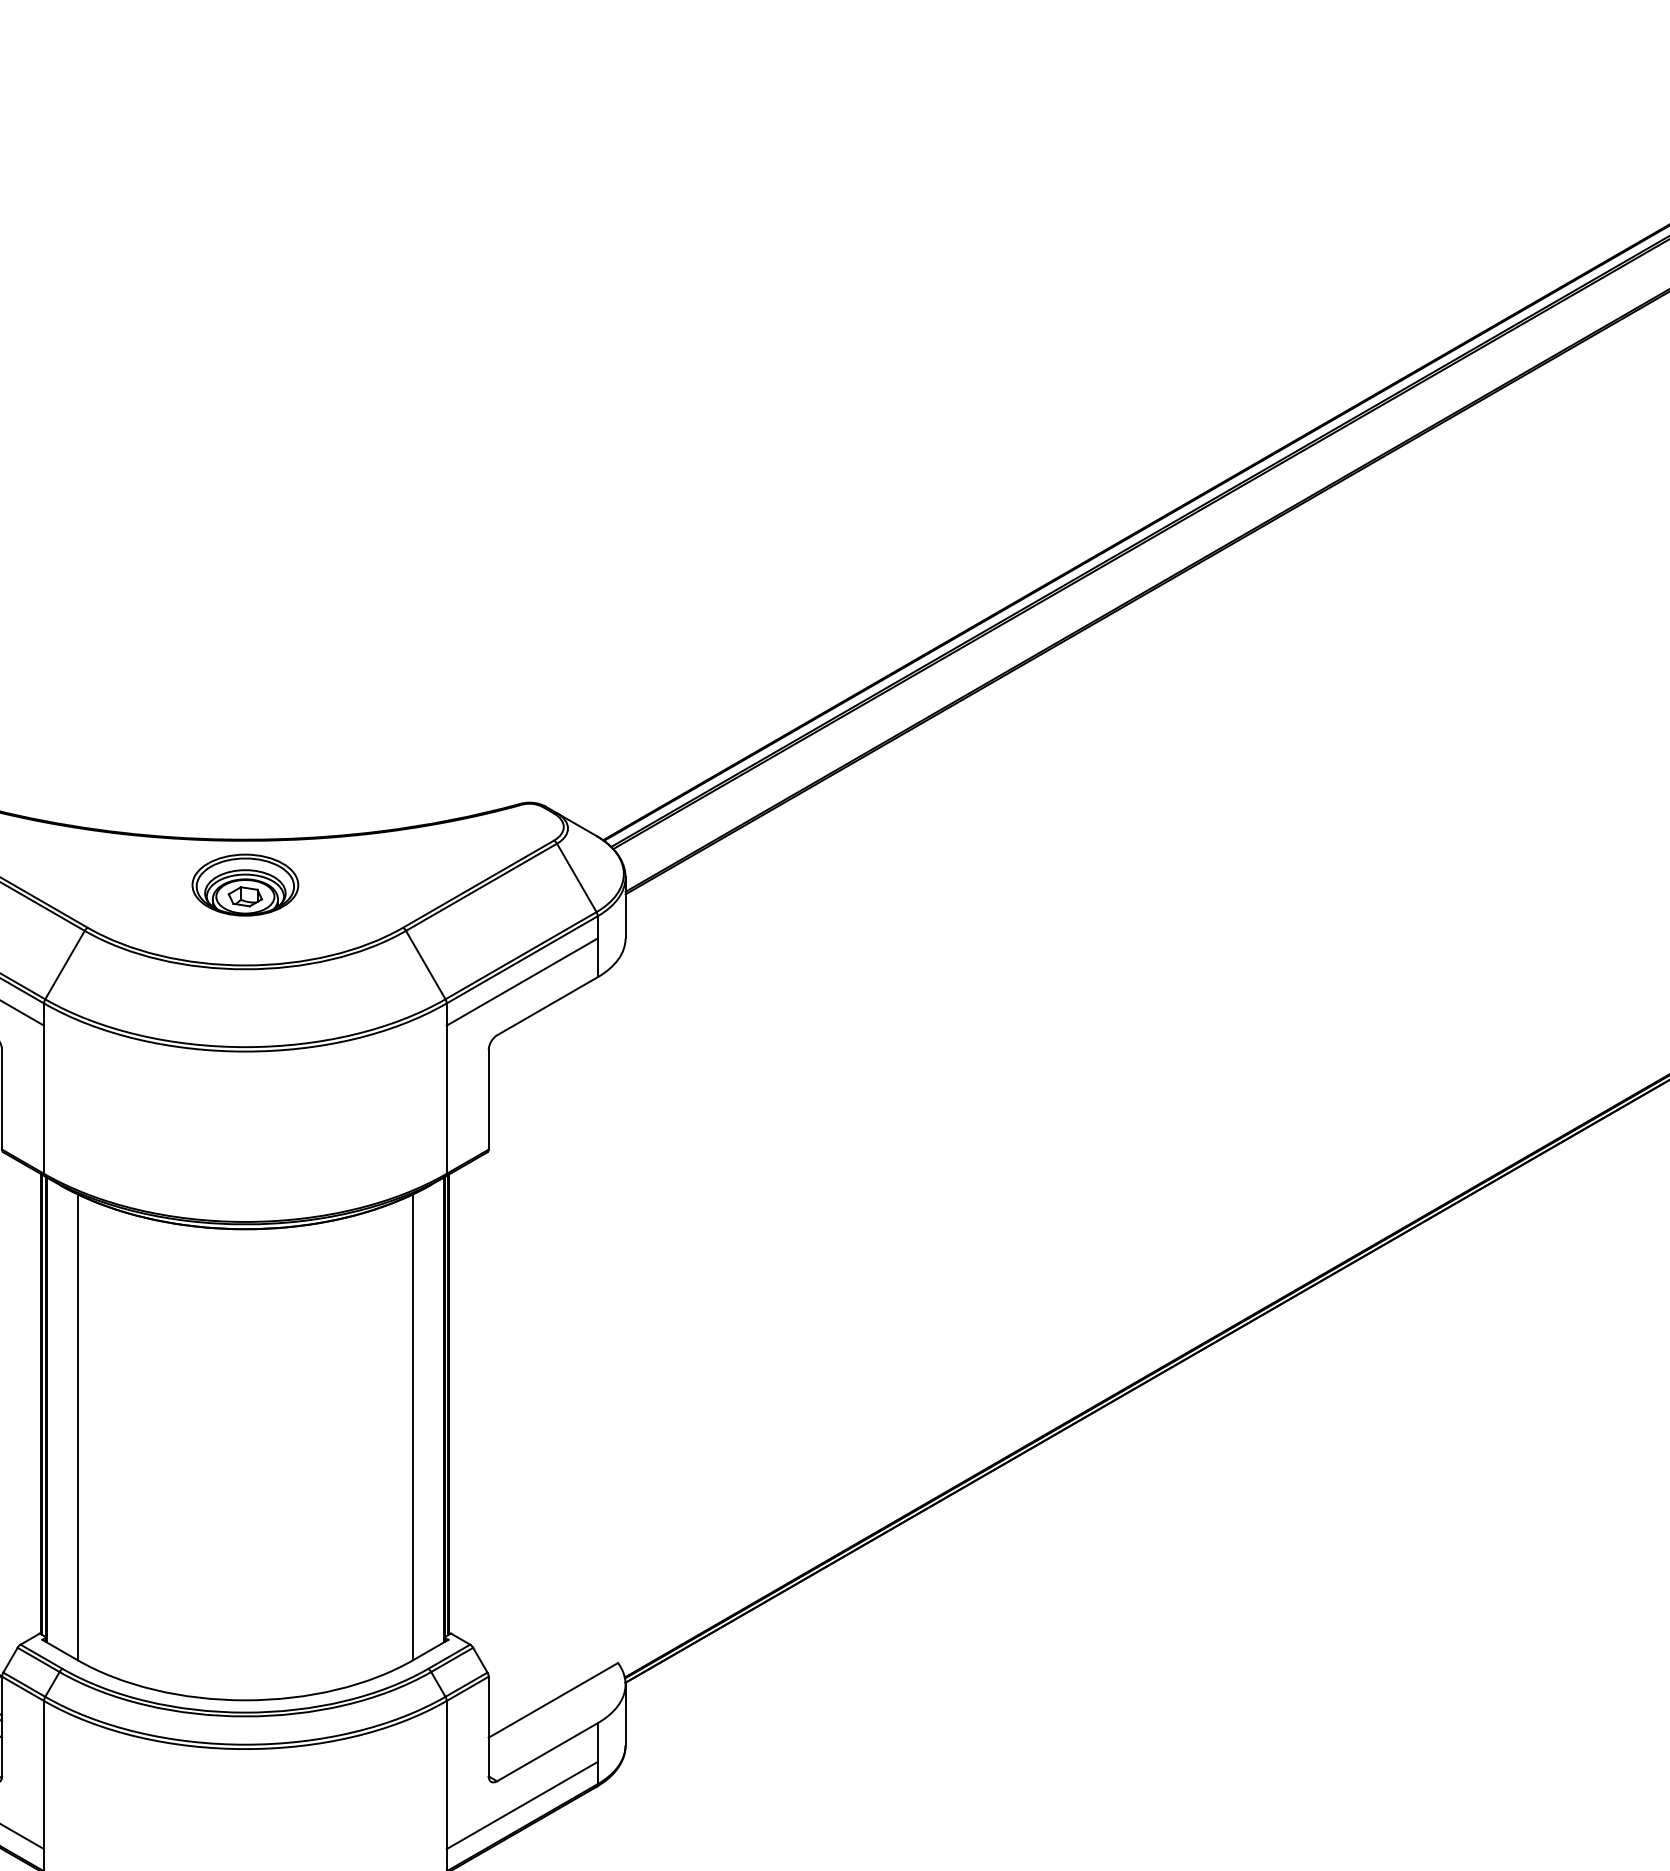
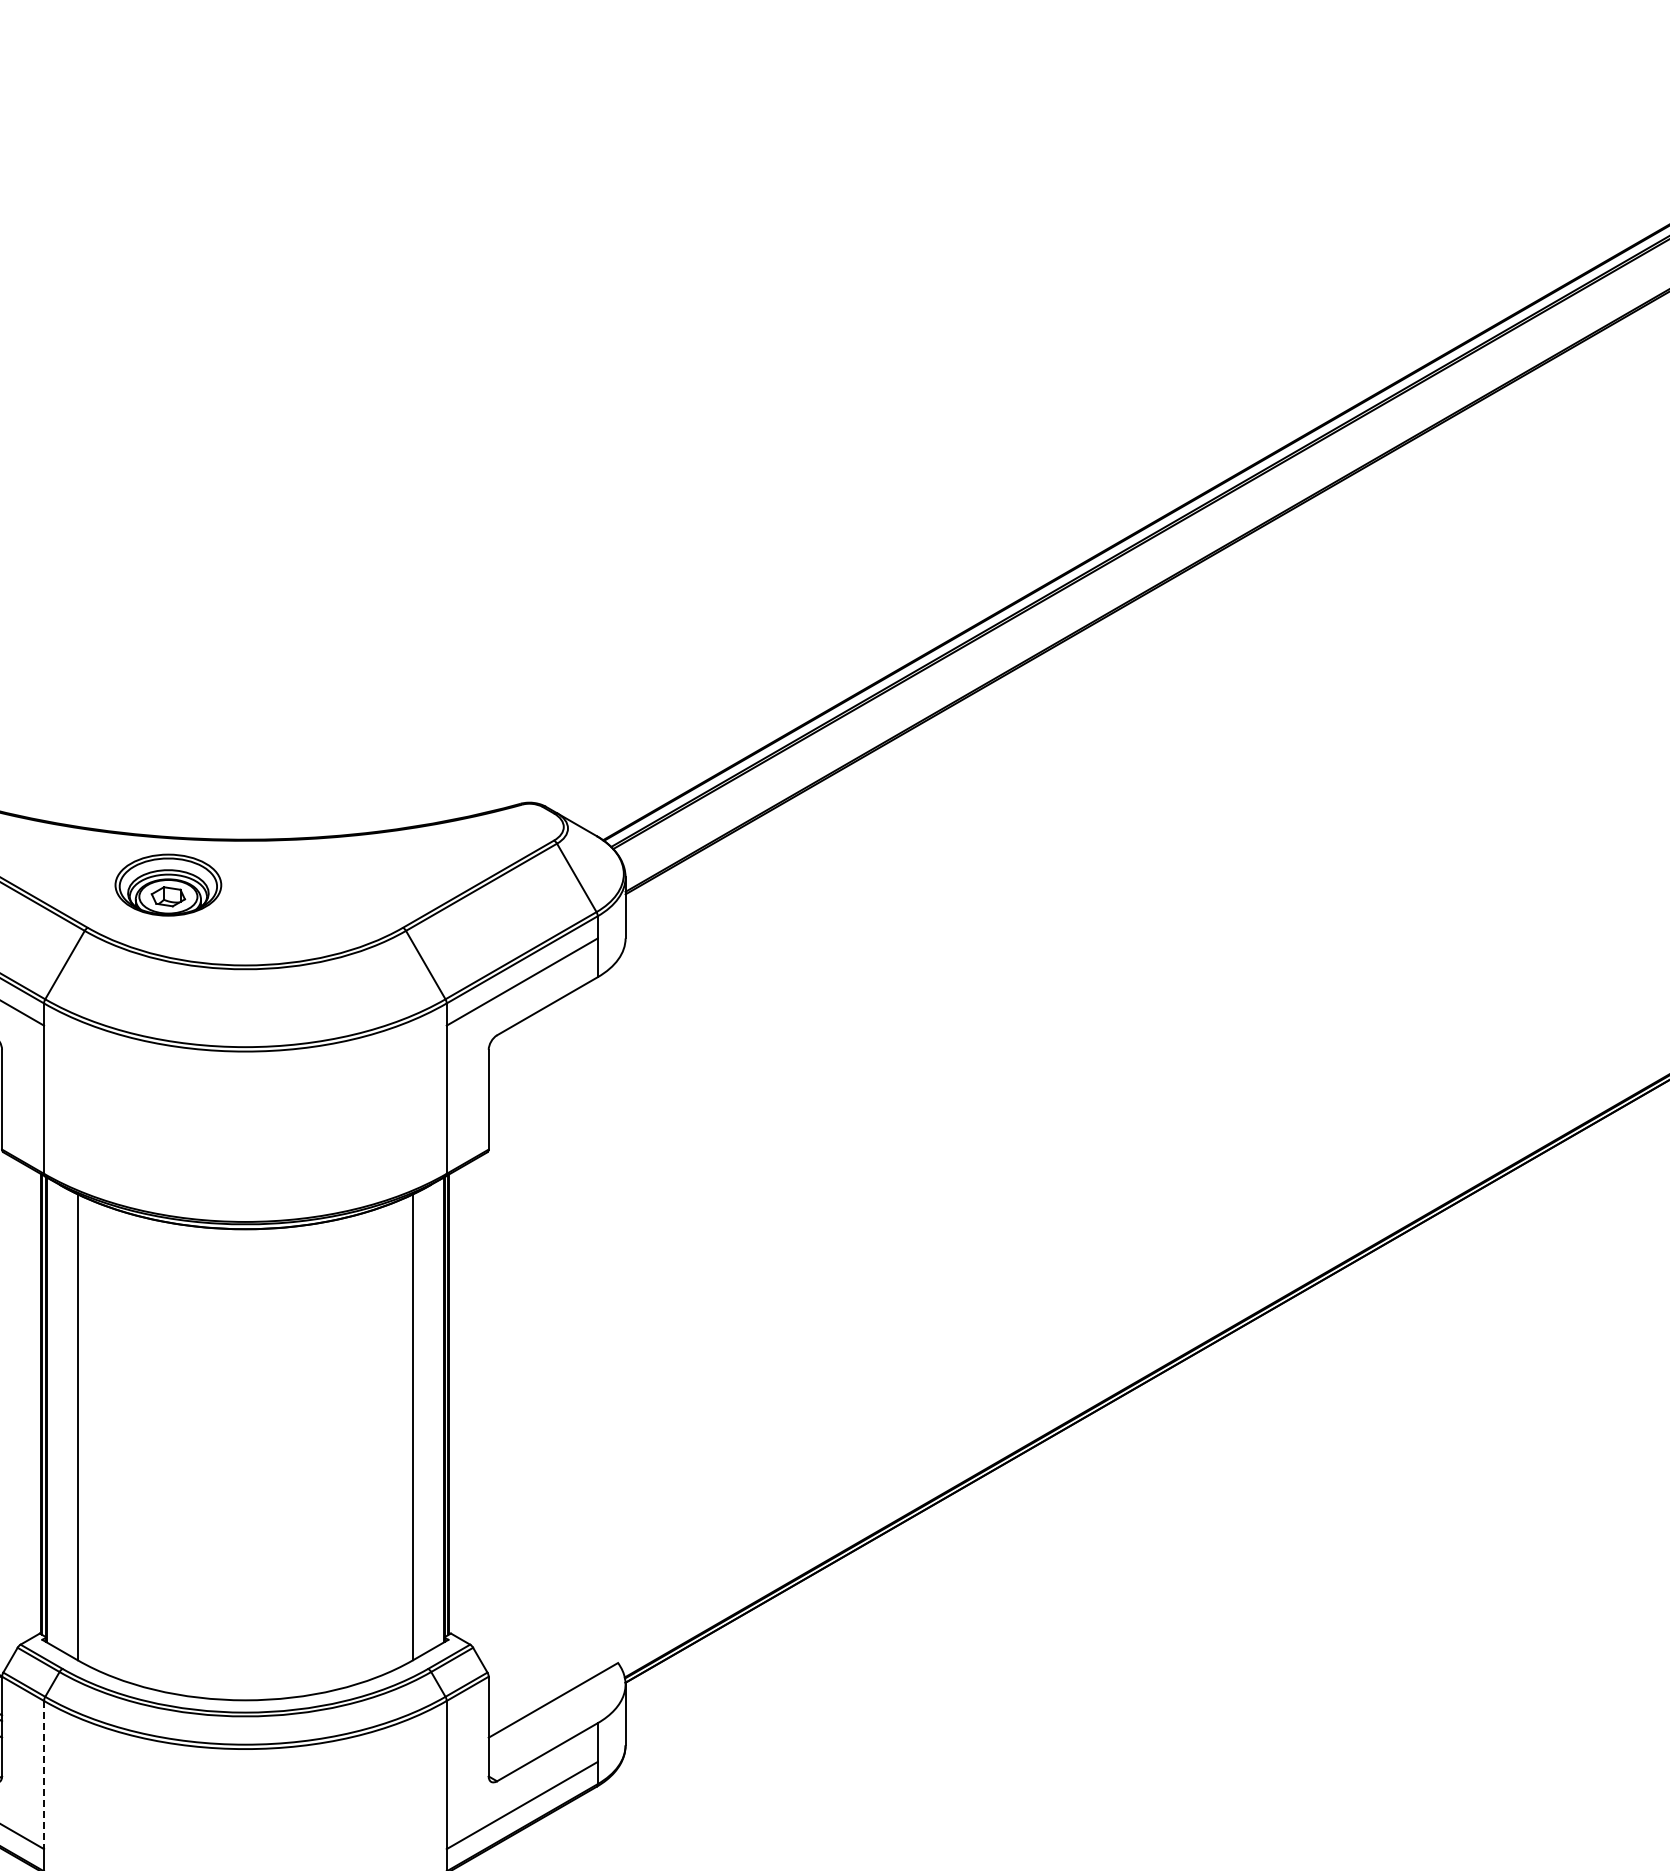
part position: (245, 884) -> (168, 884) (168, 884)
line: solid -> dashed (44, 1775)
